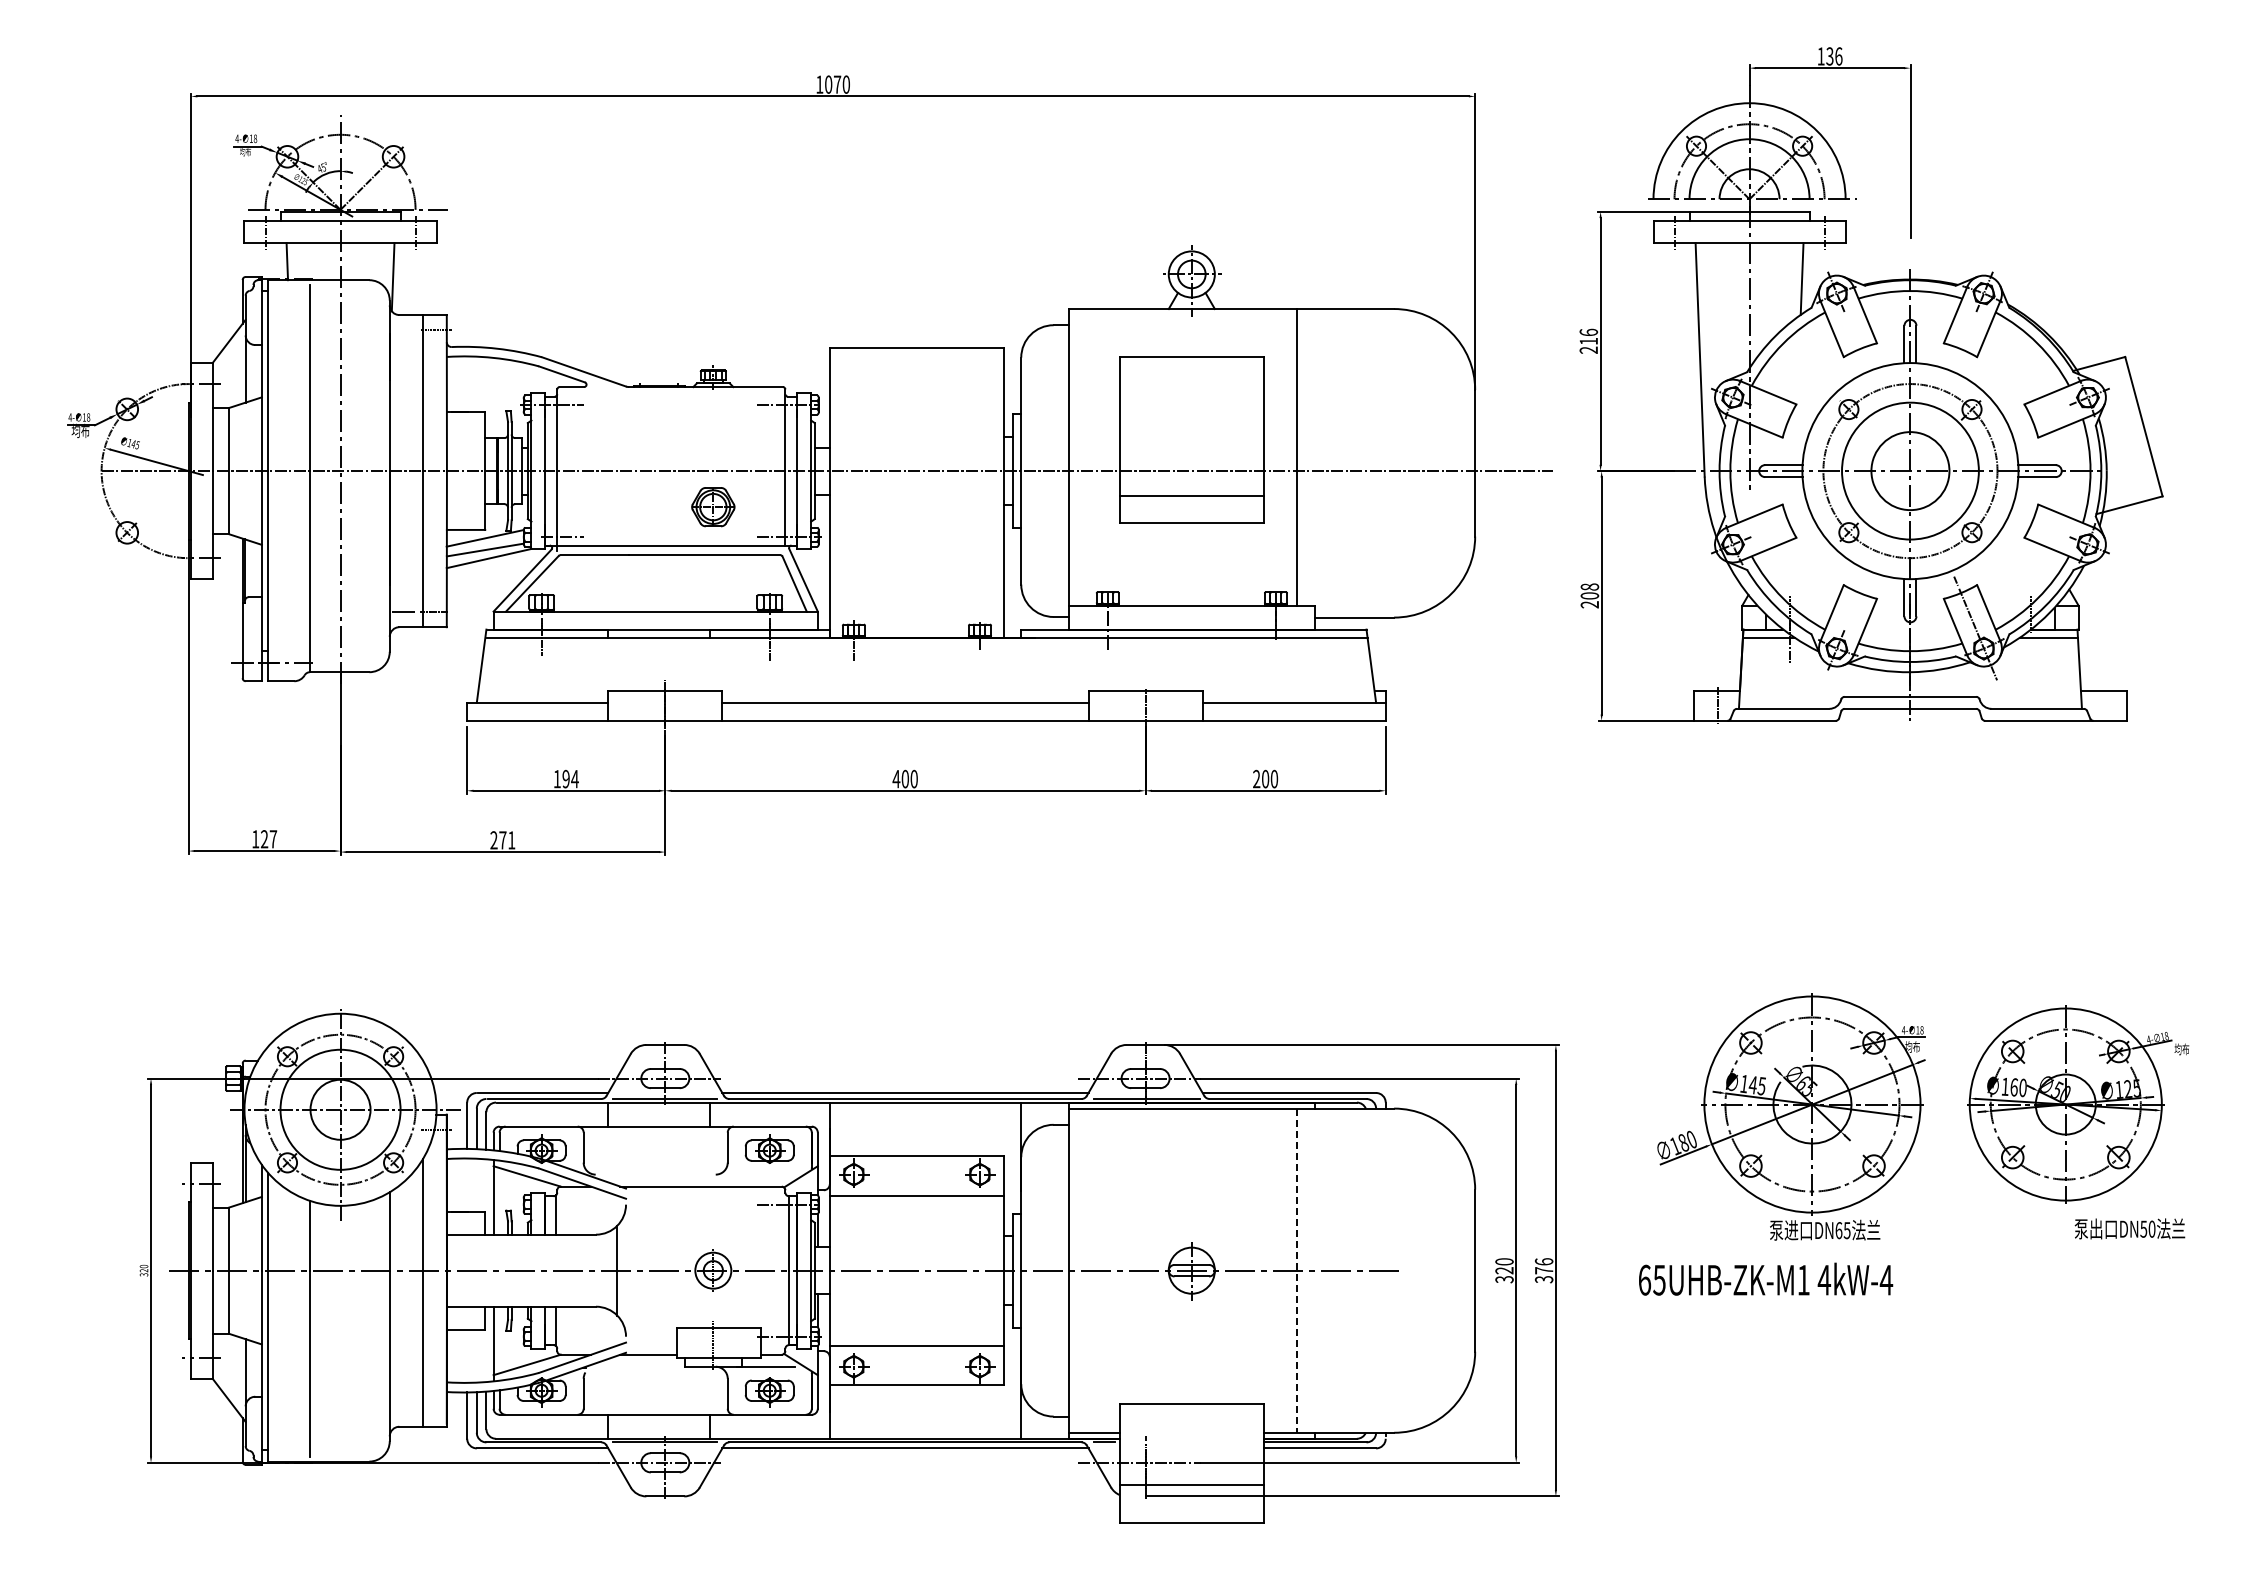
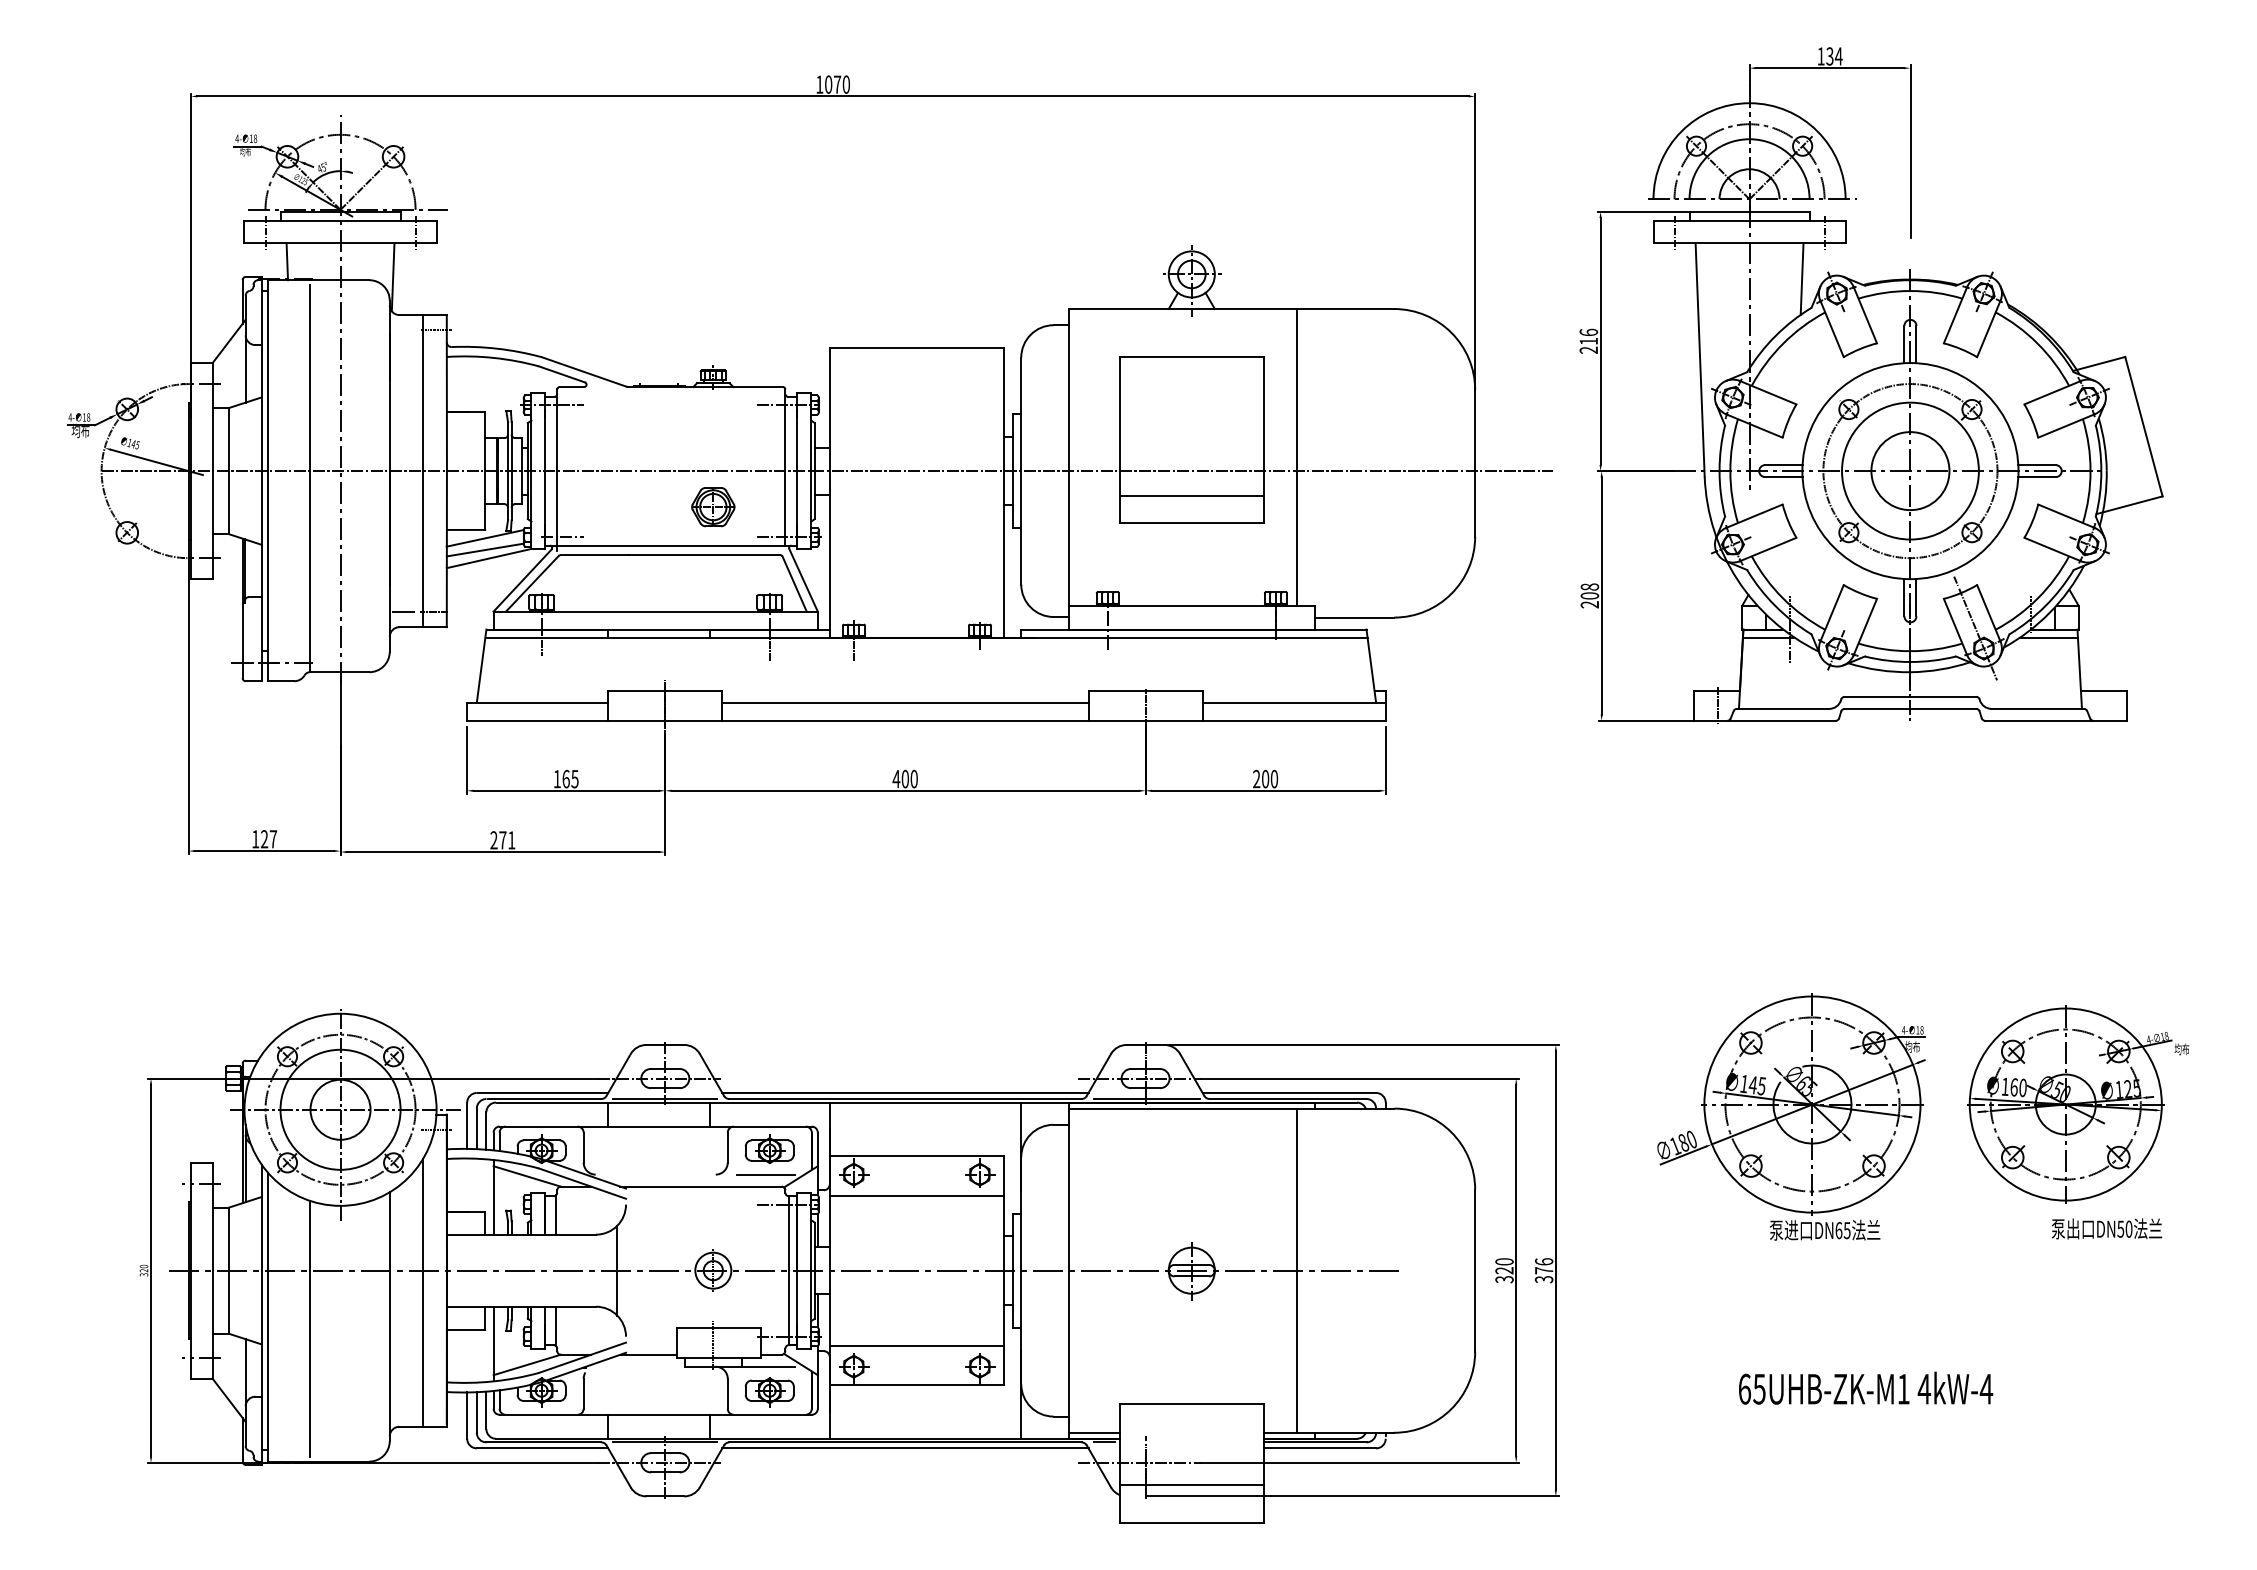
text: 136 -> 134 (1838, 56)
text: 194 -> 165 (570, 778)
line: none -> present (765, 1174)
text position: (2129, 1228) -> (2106, 1228) (2106, 1228)
line: dashed -> solid (1297, 1271)
text position: (1766, 1278) -> (1866, 1387) (1866, 1387)
